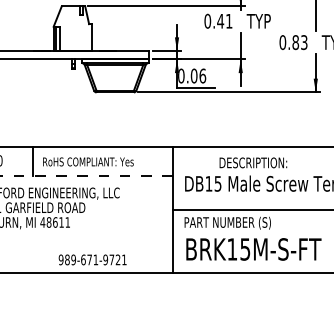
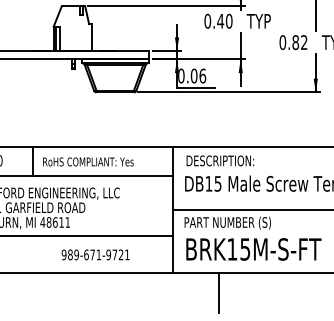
text: 0.41 -> 0.40 (228, 20)
text: 0.83 -> 0.82 (304, 42)
text position: (253, 162) -> (220, 160) (220, 160)
line: dashed -> solid (85, 176)
line: none -> present (87, 236)
text position: (92, 259) -> (95, 254) (95, 254)
line: none -> present (219, 292)
